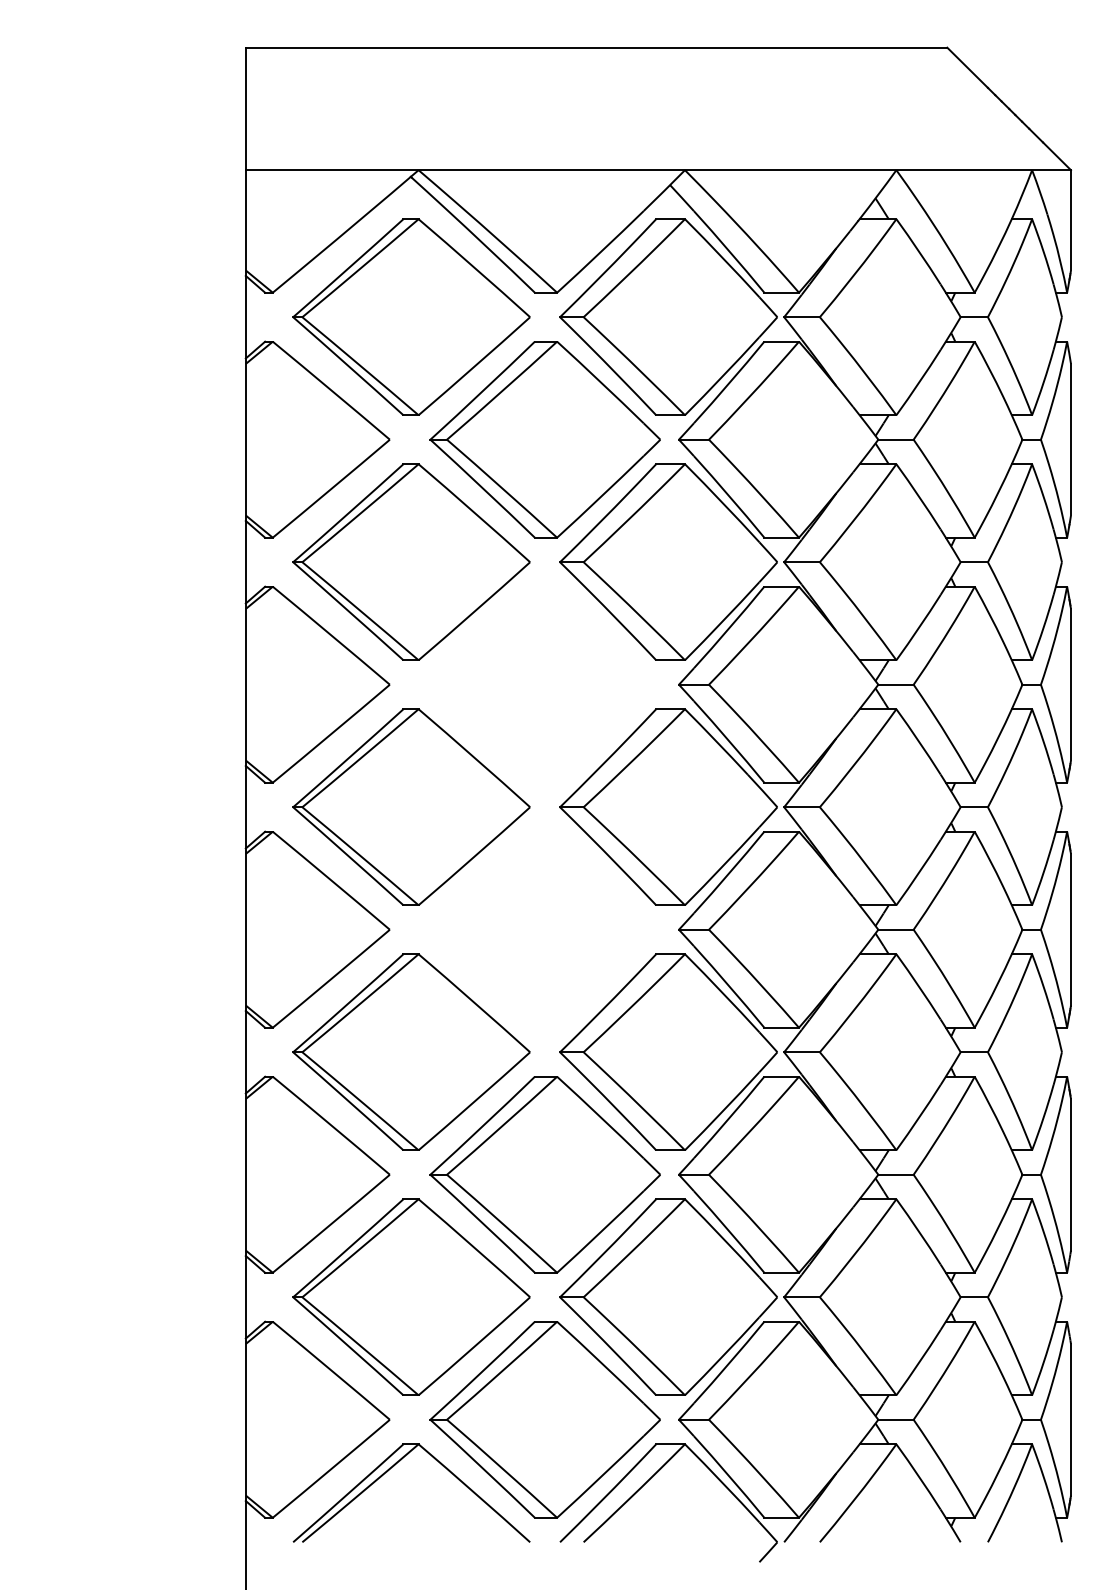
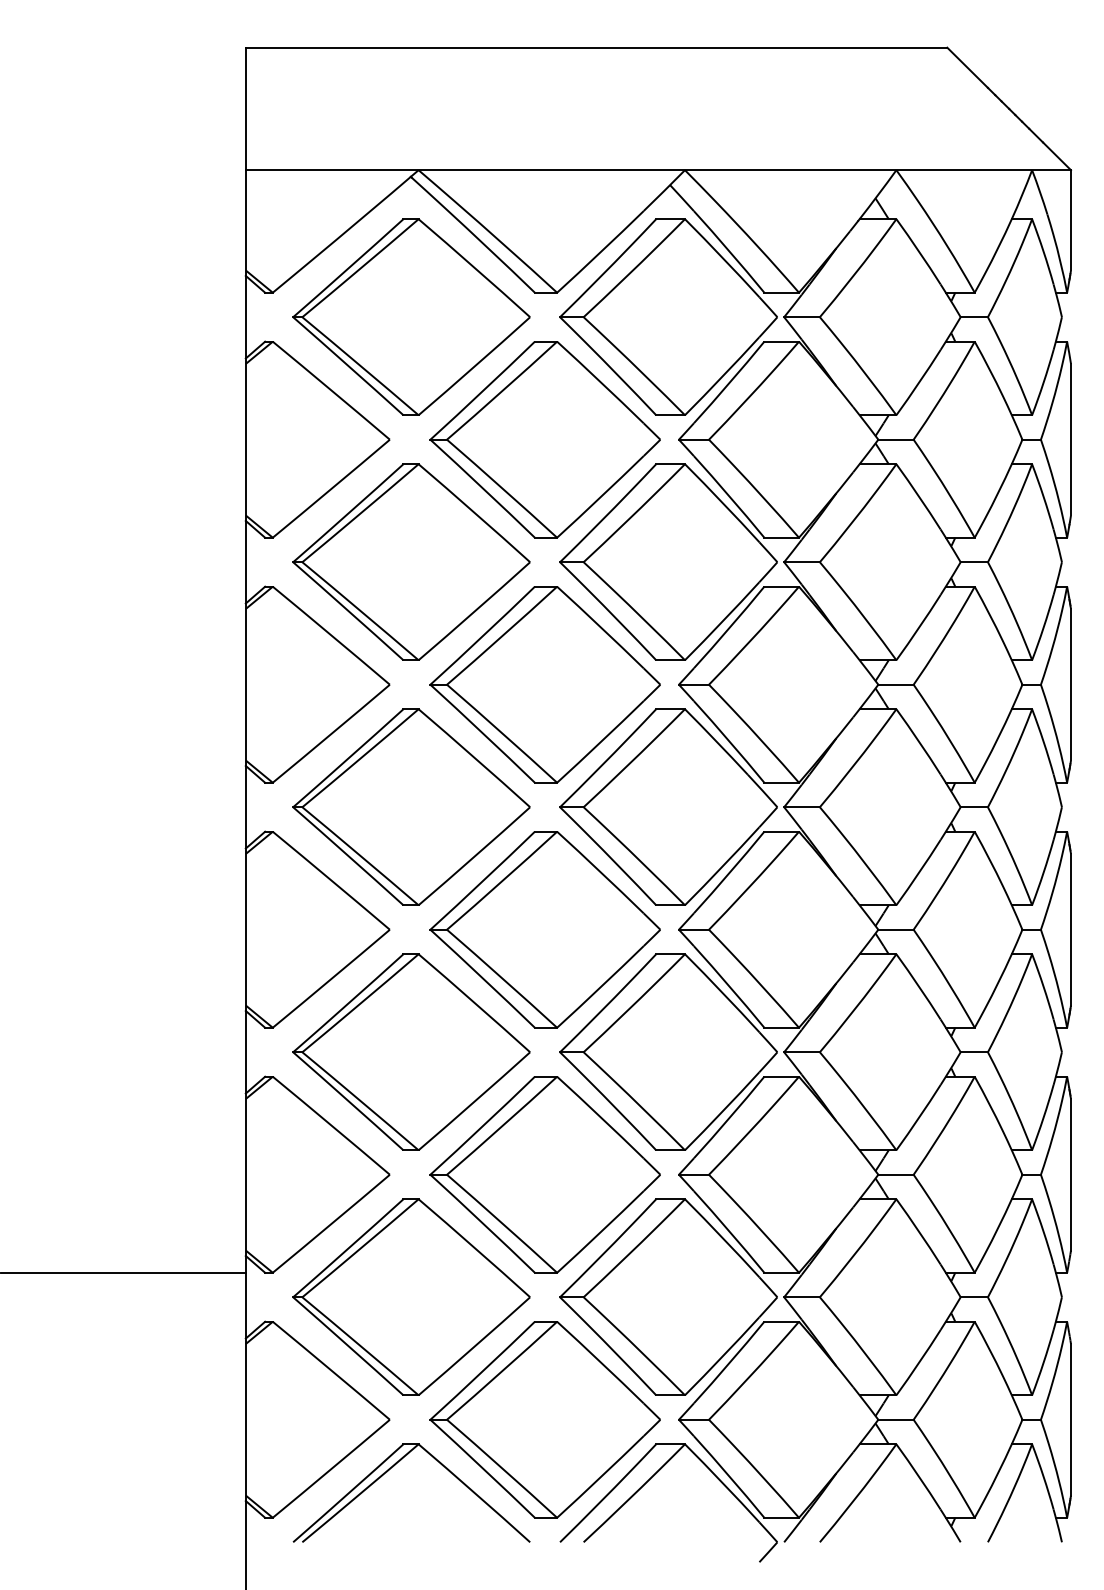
part: none -> present (544, 684)
part: none -> present (544, 929)
line: none -> present (123, 1272)
